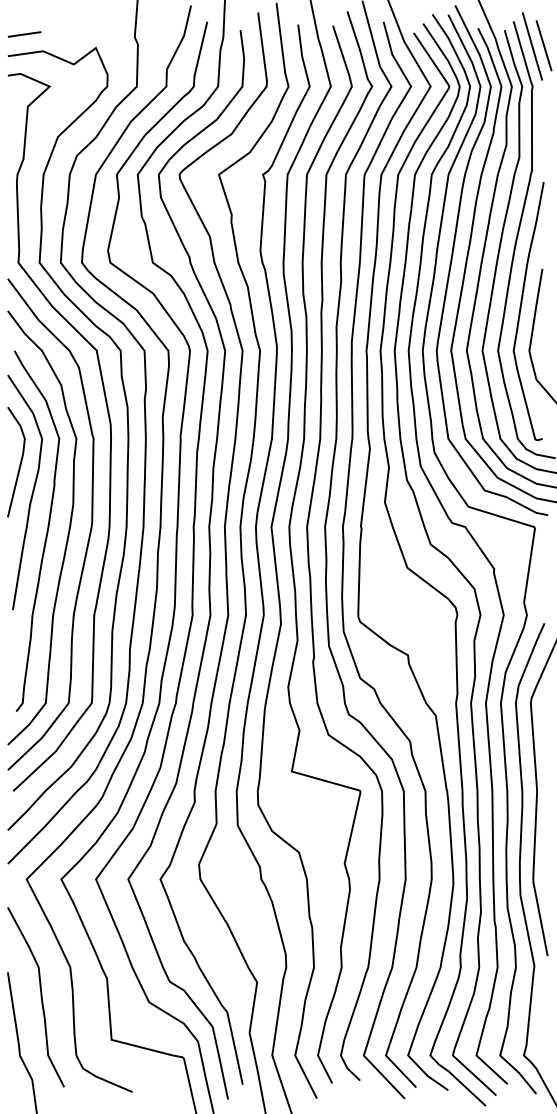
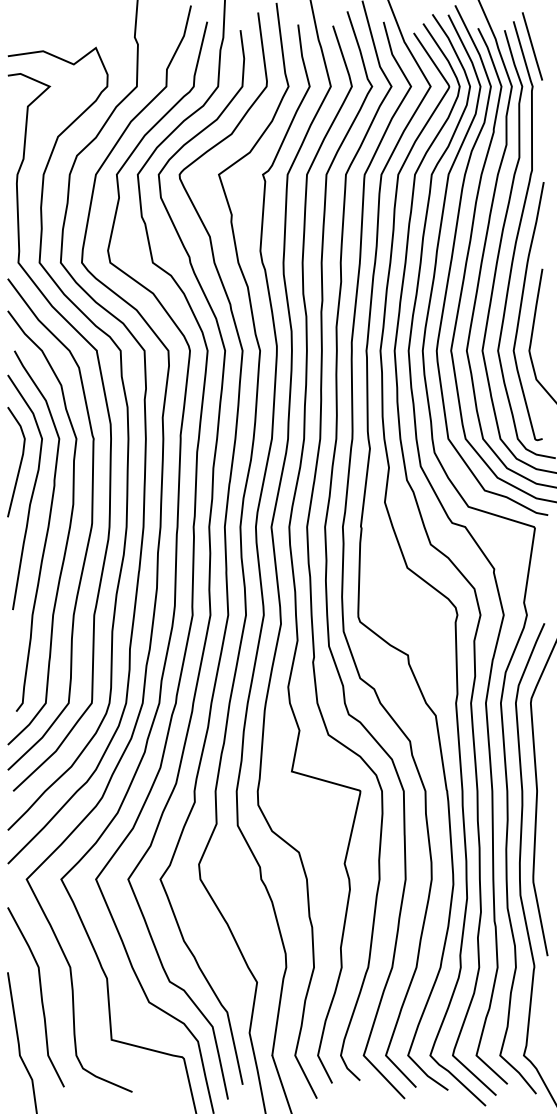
line: present -> none (24, 34)
line: present -> none (543, 45)
